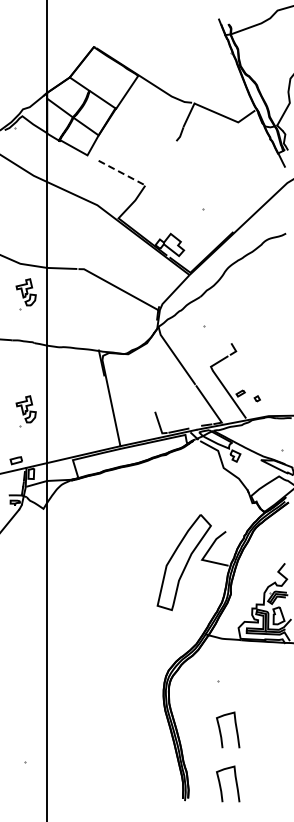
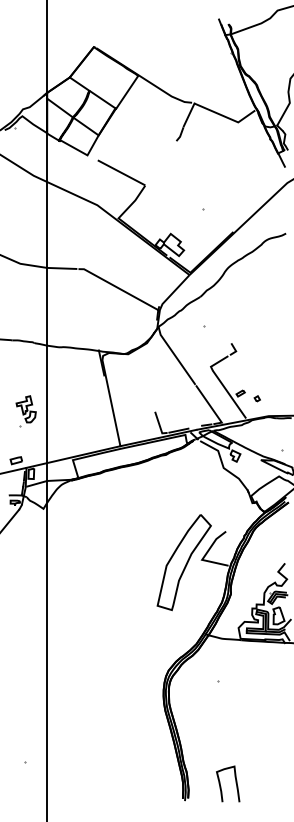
line: dashed -> solid (121, 172)
part: present -> none (25, 294)
curve: present -> none (235, 729)
